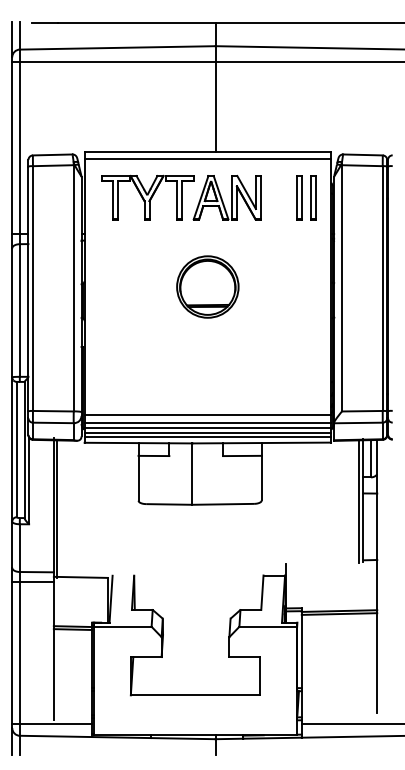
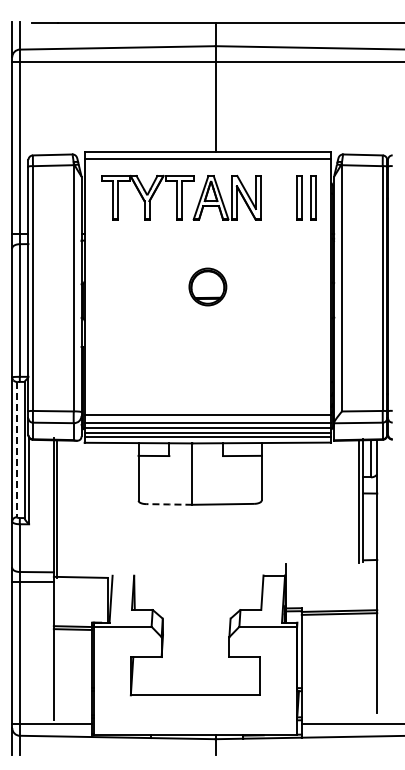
part size: 64x64 px -> 40x40 px (207, 286)
line: solid -> dashed (16, 449)
line: solid -> dashed (169, 504)
